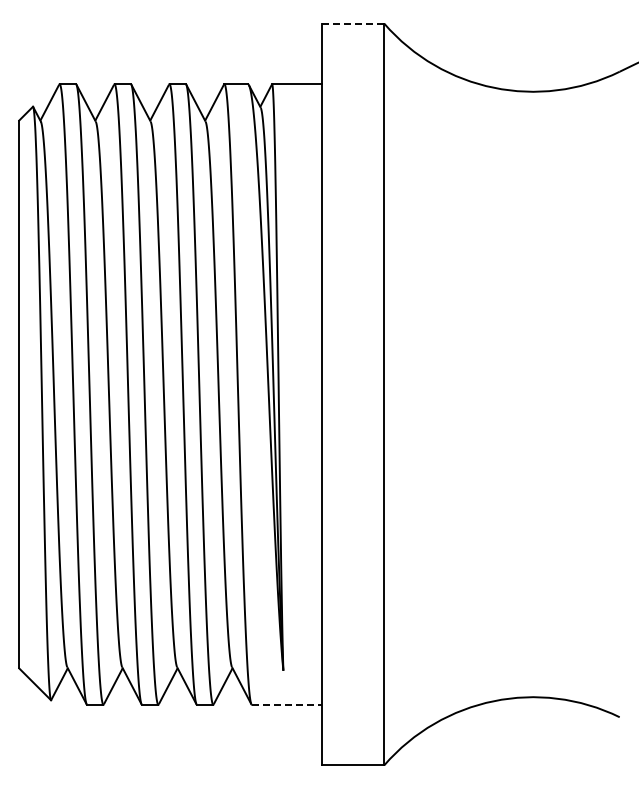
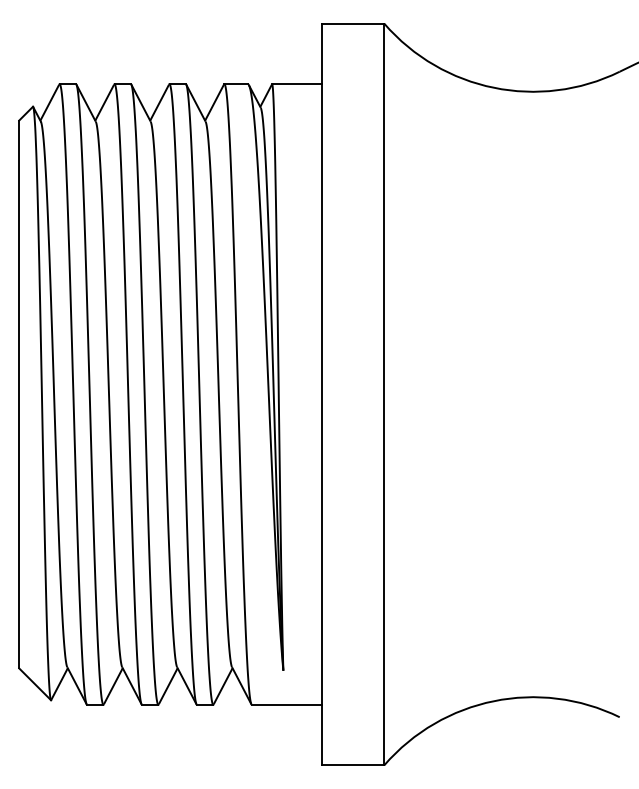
line: dashed -> solid (352, 23)
line: dashed -> solid (287, 704)
